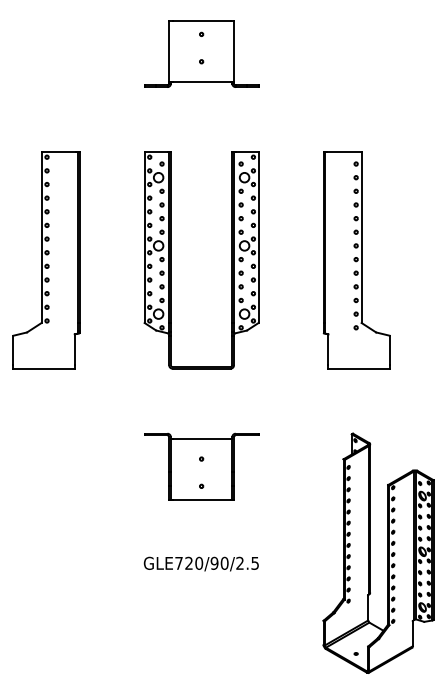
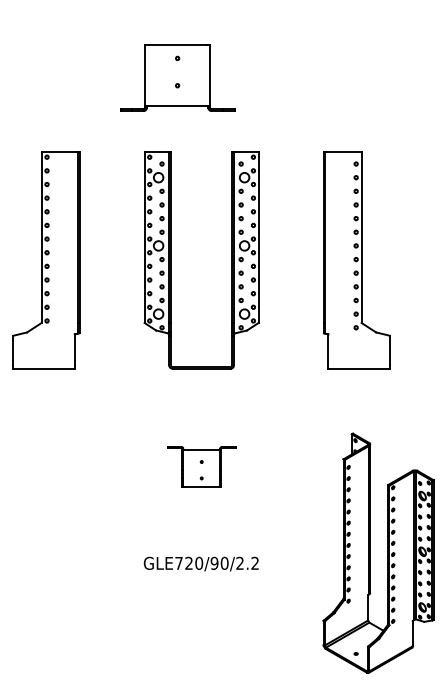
part position: (201, 53) -> (177, 77) (177, 77)
part size: 116x69 px -> 70x42 px (201, 466)
text: GLE720/90/2.5 -> GLE720/90/2.2 (254, 562)
